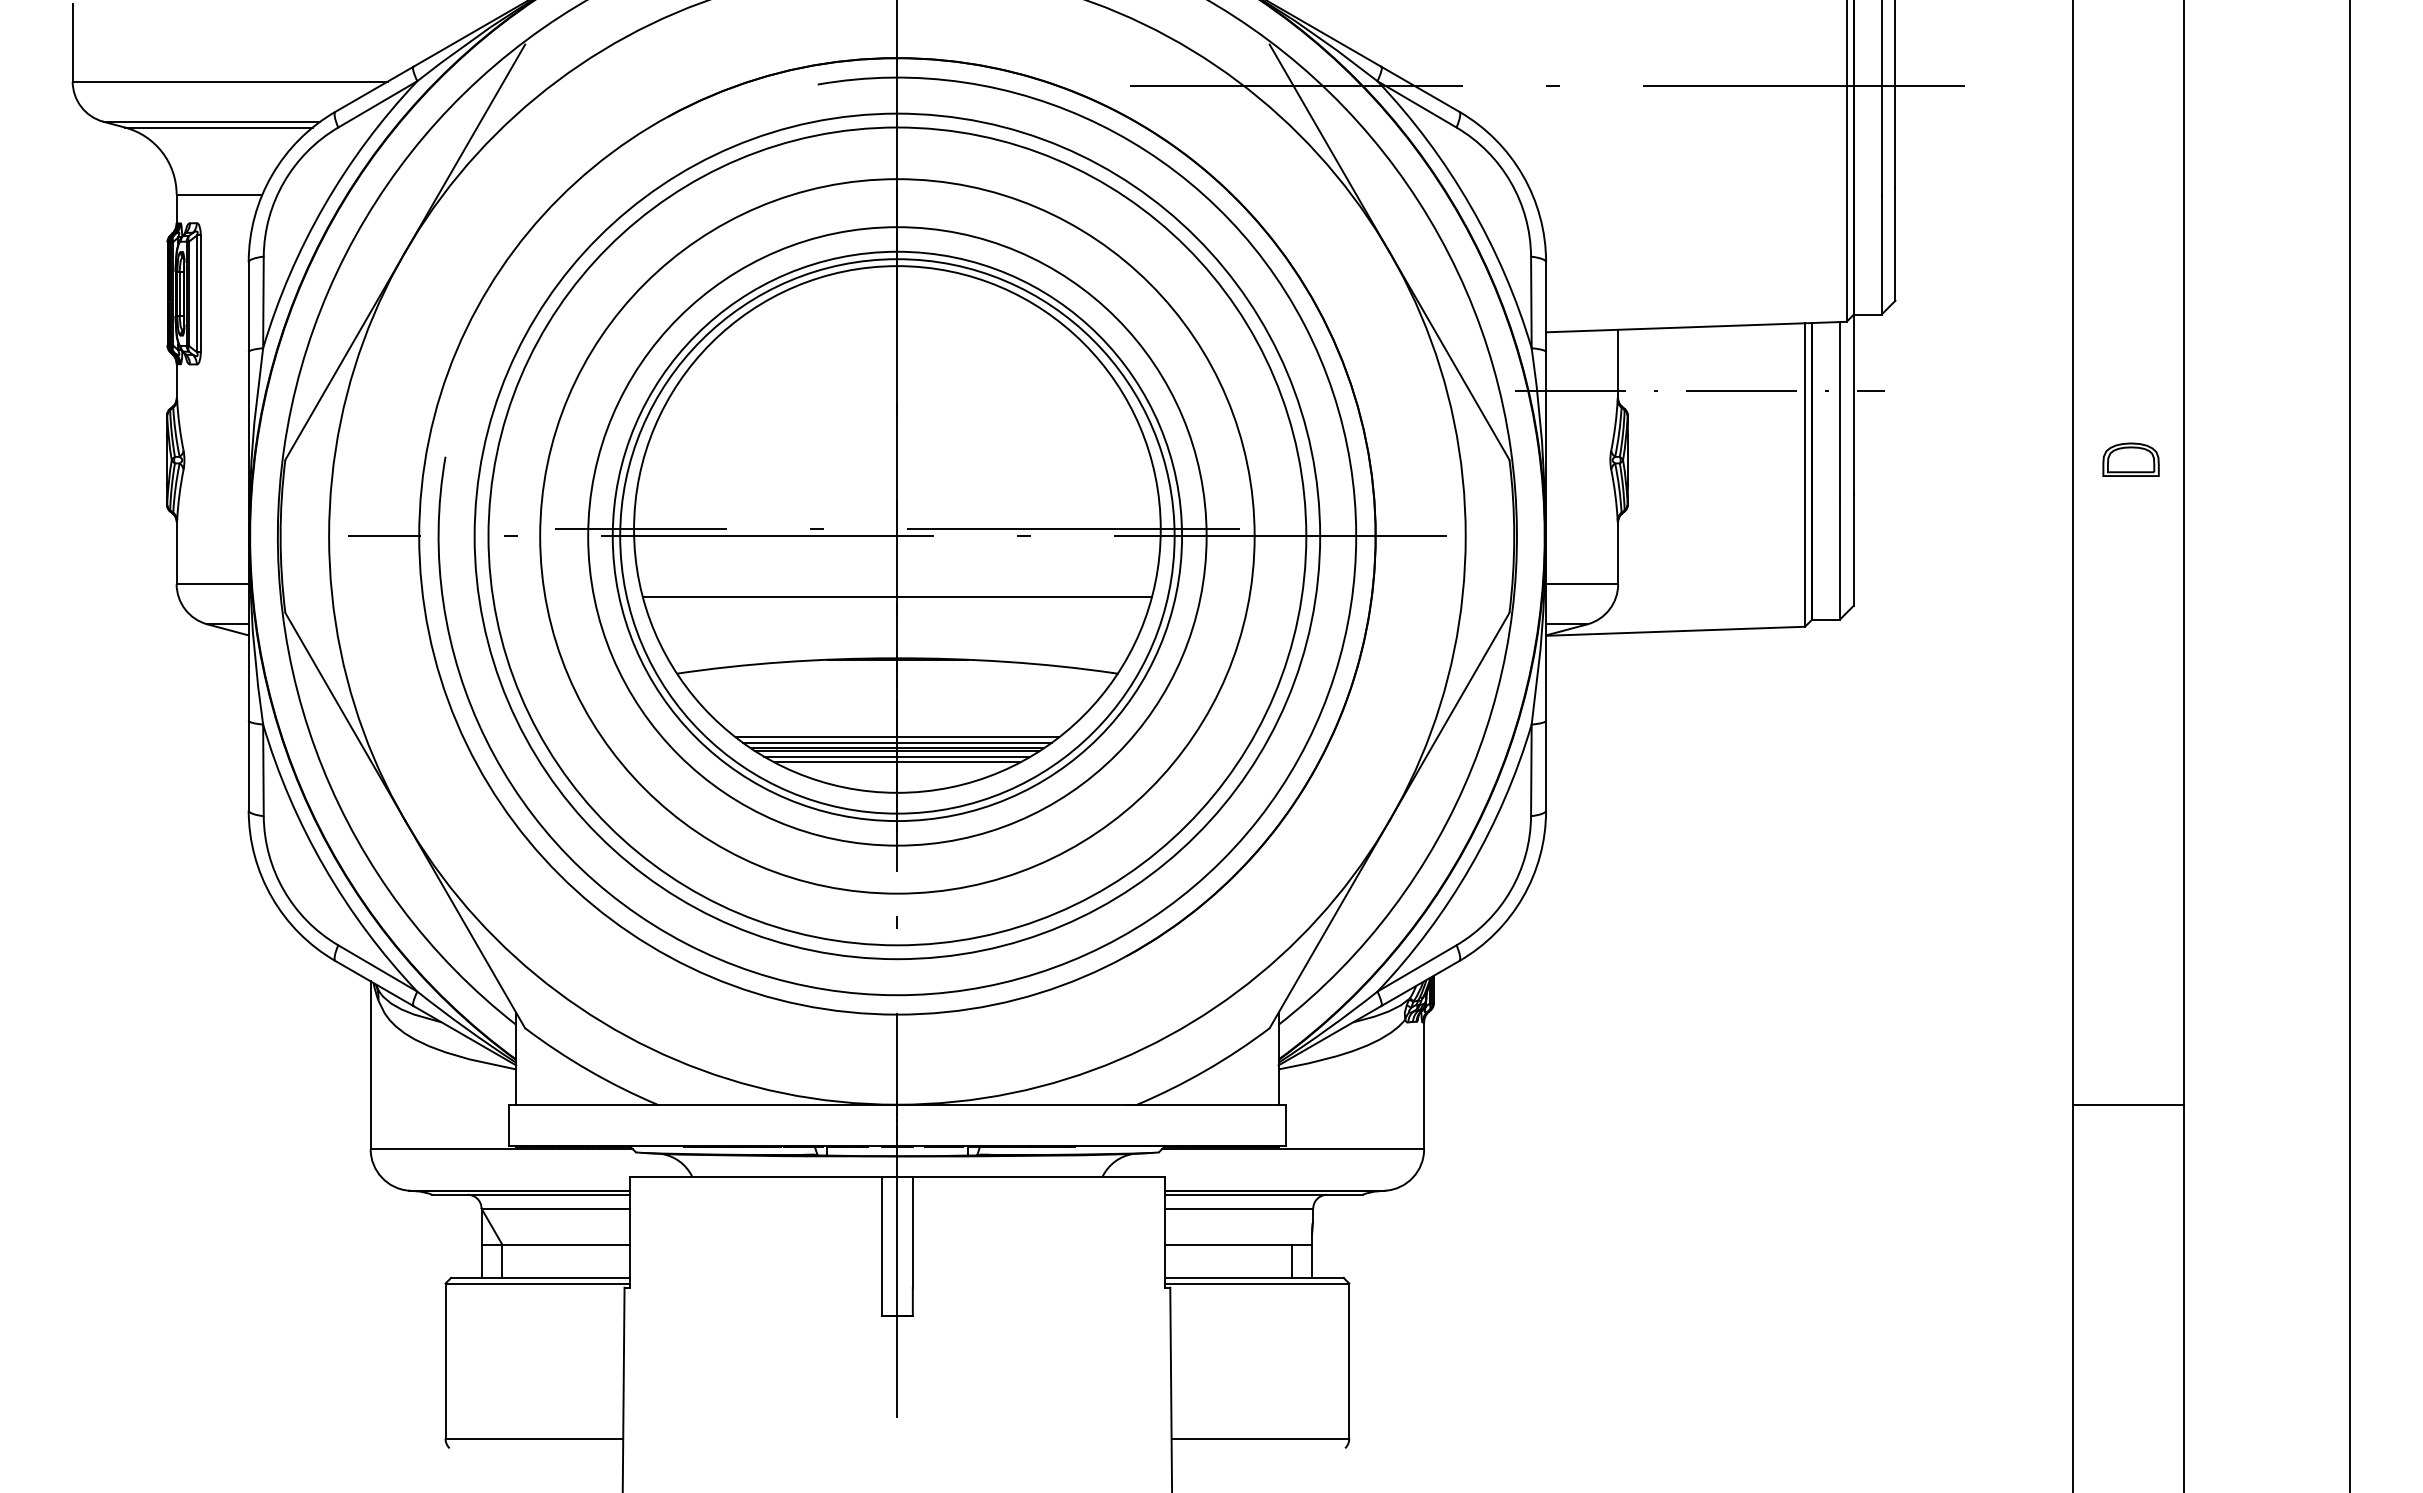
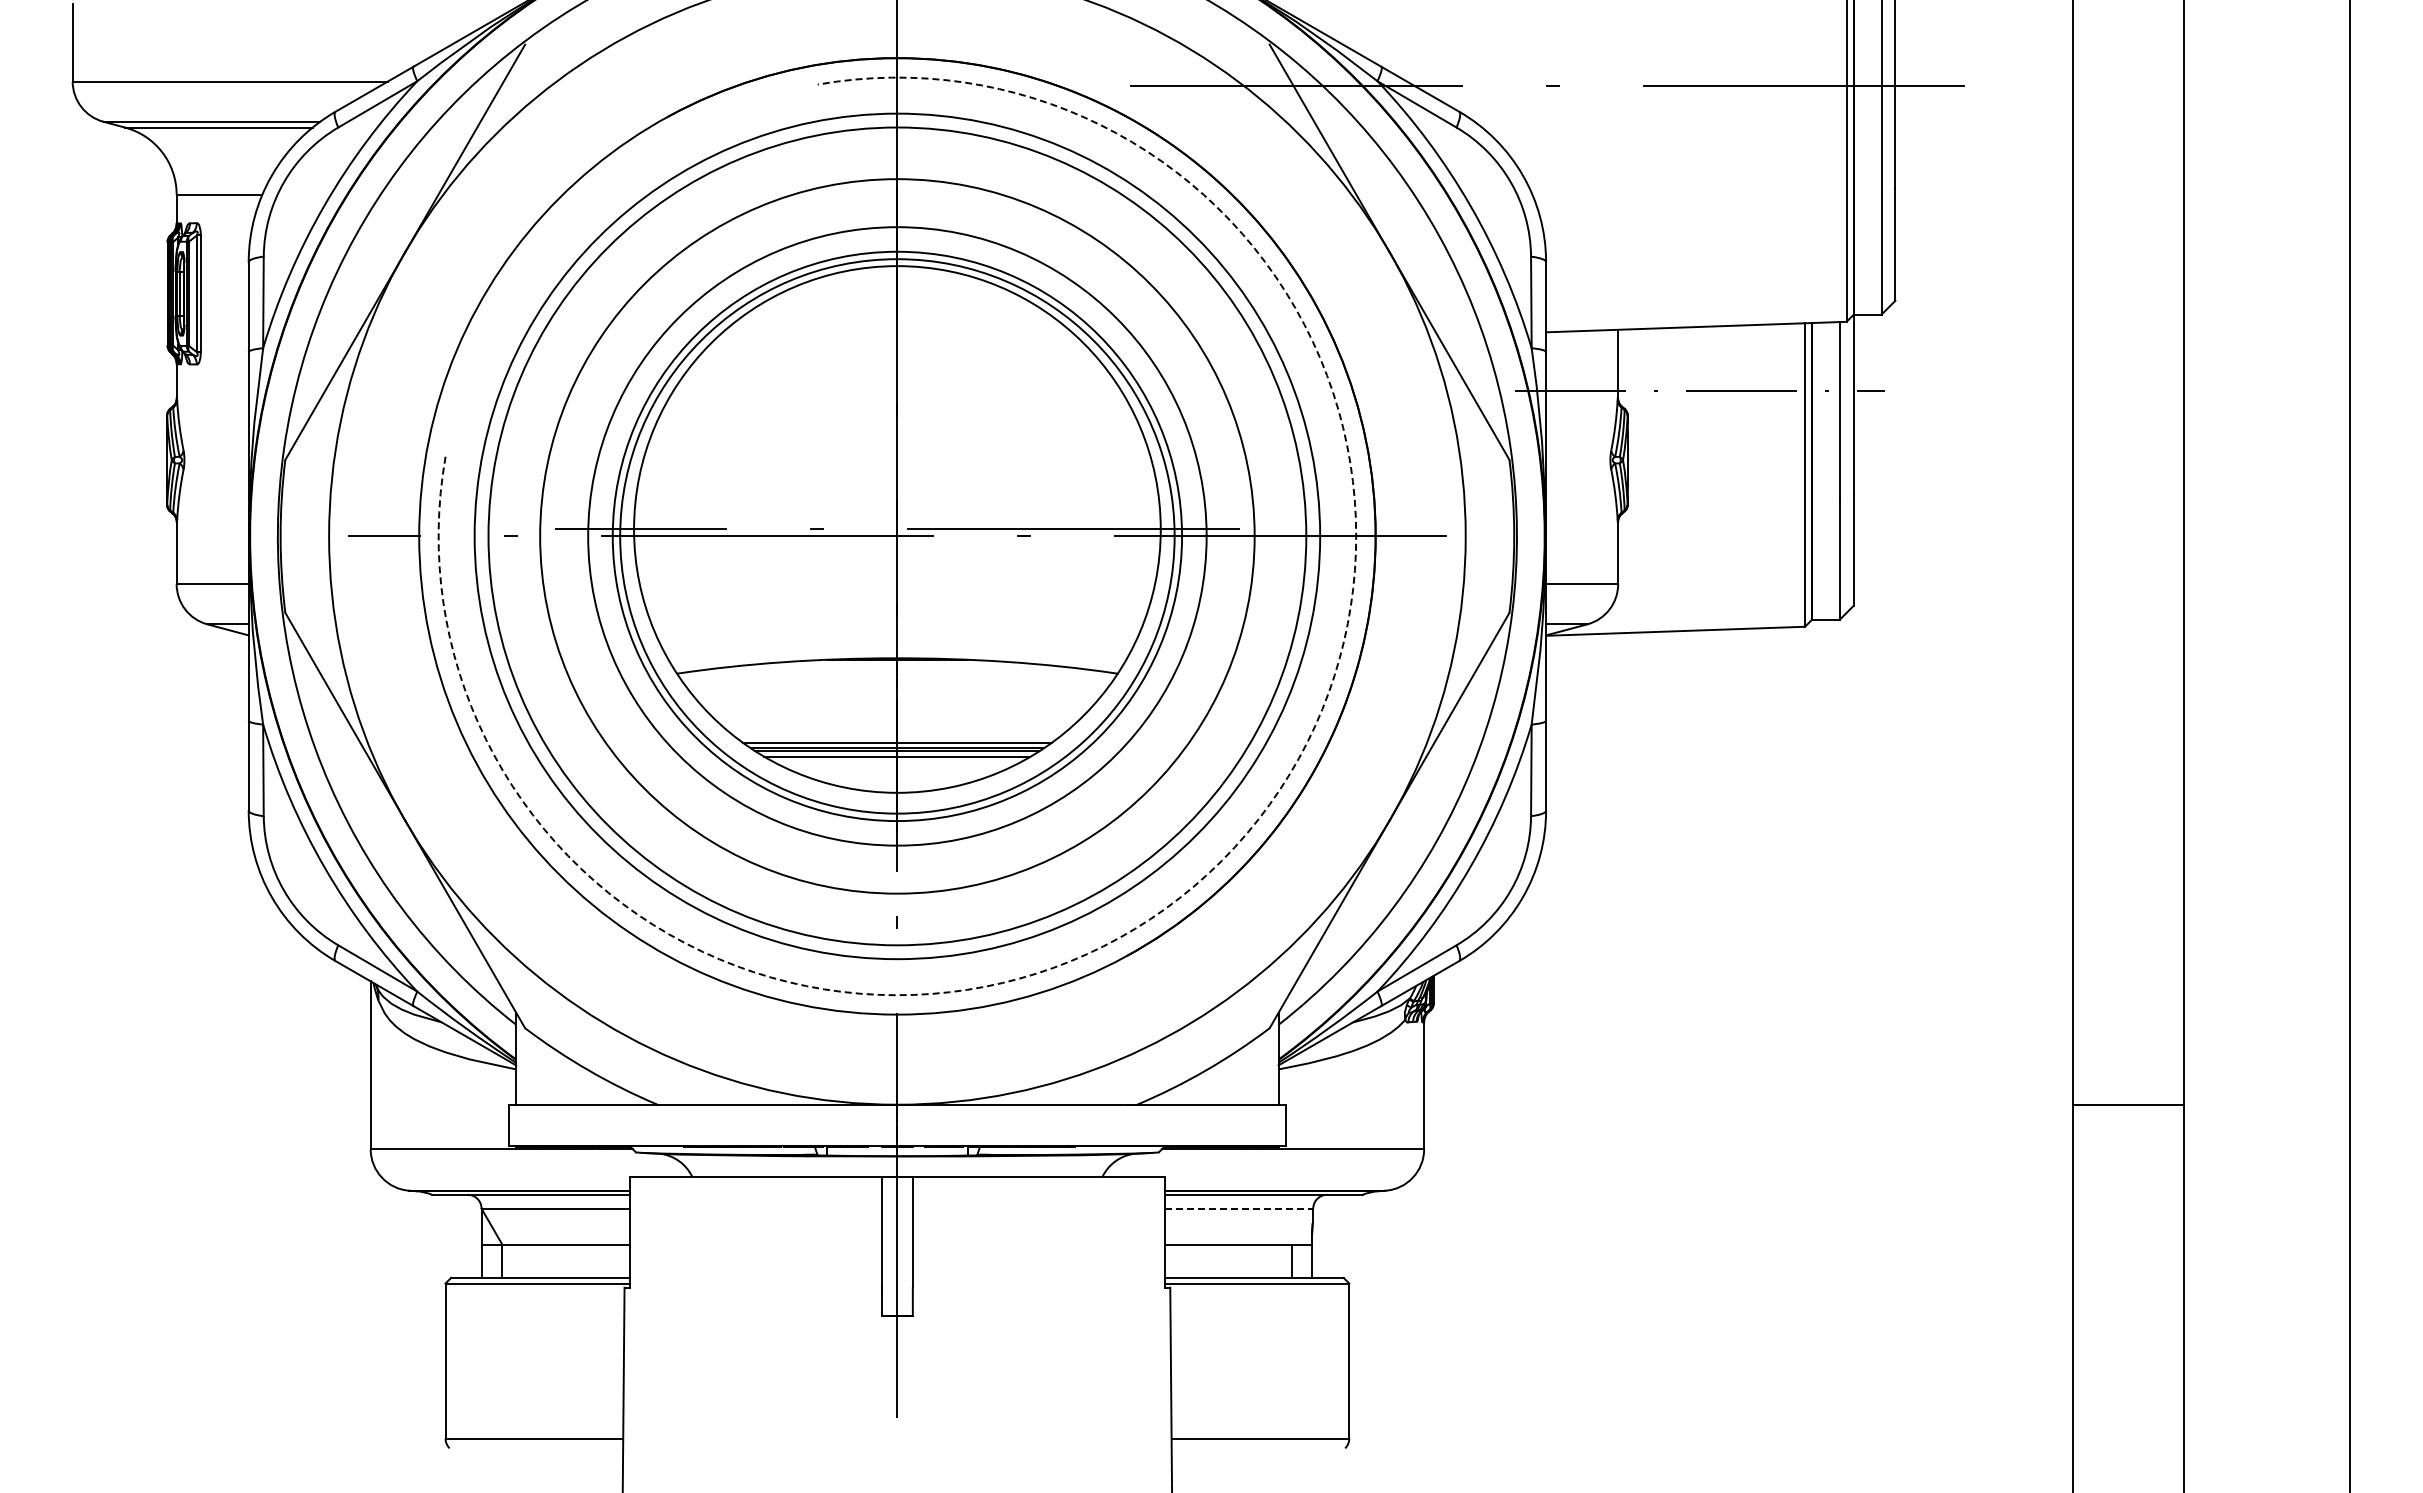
part: present -> none (2130, 459)
line: present -> none (896, 597)
line: present -> none (897, 737)
line: present -> none (897, 762)
arc: solid -> dashed (1221, 860)
line: solid -> dashed (1239, 1208)
